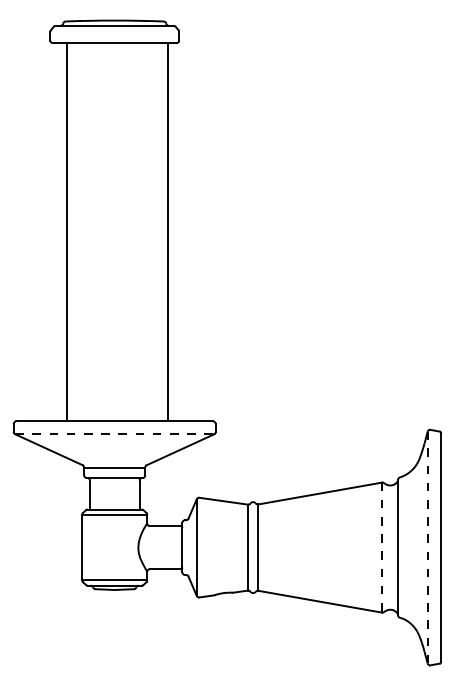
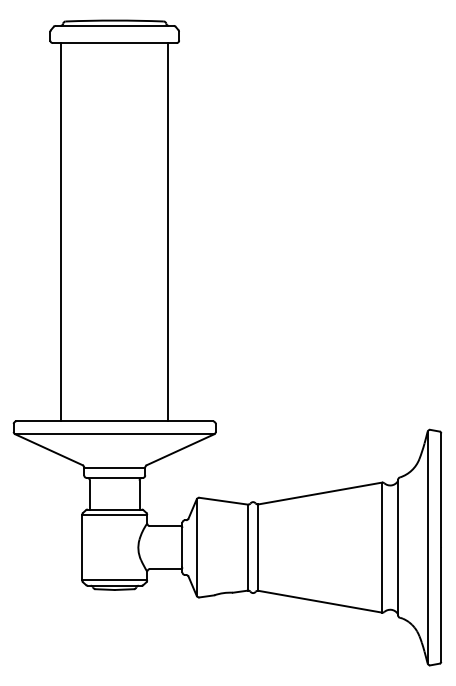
line position: (67, 232) -> (61, 232) (61, 232)
line: dashed -> solid (114, 434)
line: dashed -> solid (427, 547)
line: dashed -> solid (382, 548)
